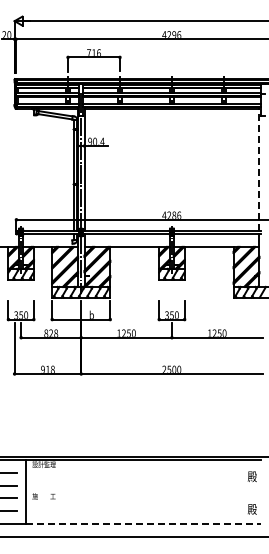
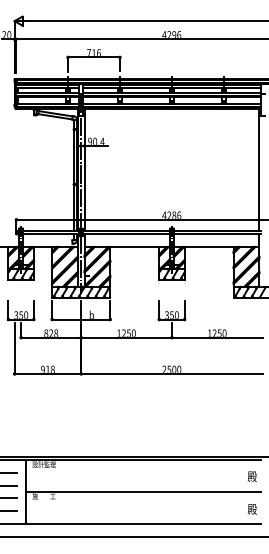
line: dashed -> solid (259, 168)
line: none -> present (143, 492)
line: dashed -> solid (143, 523)
